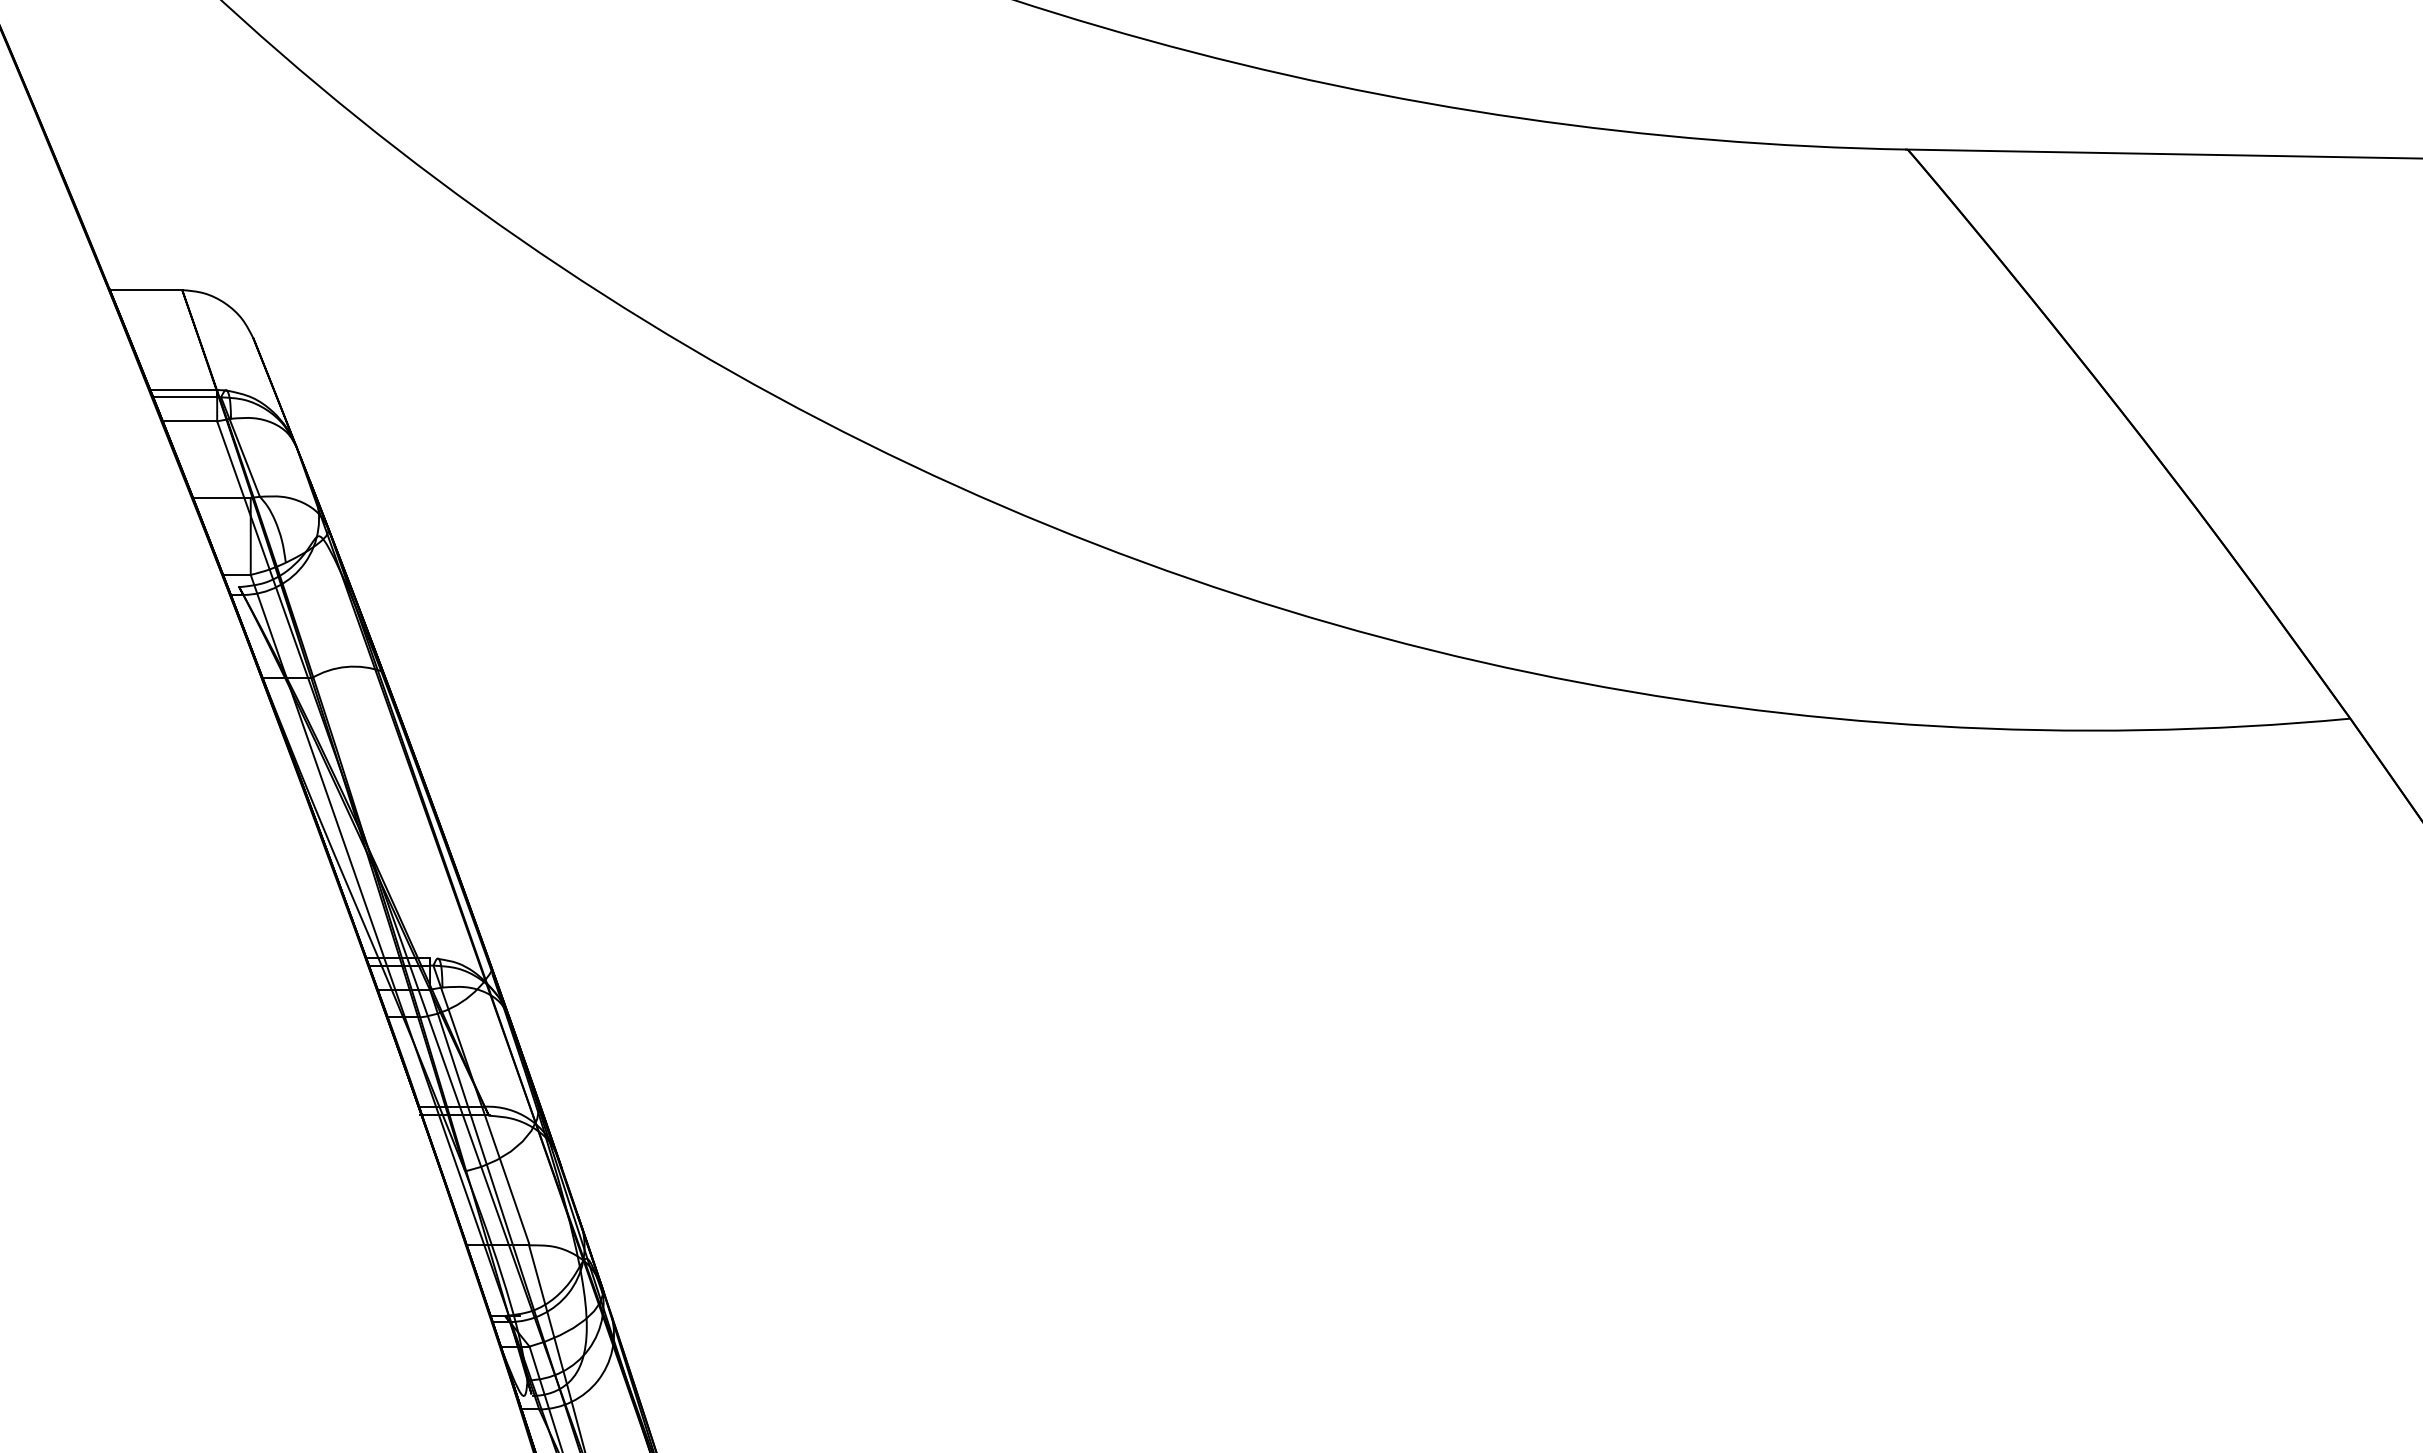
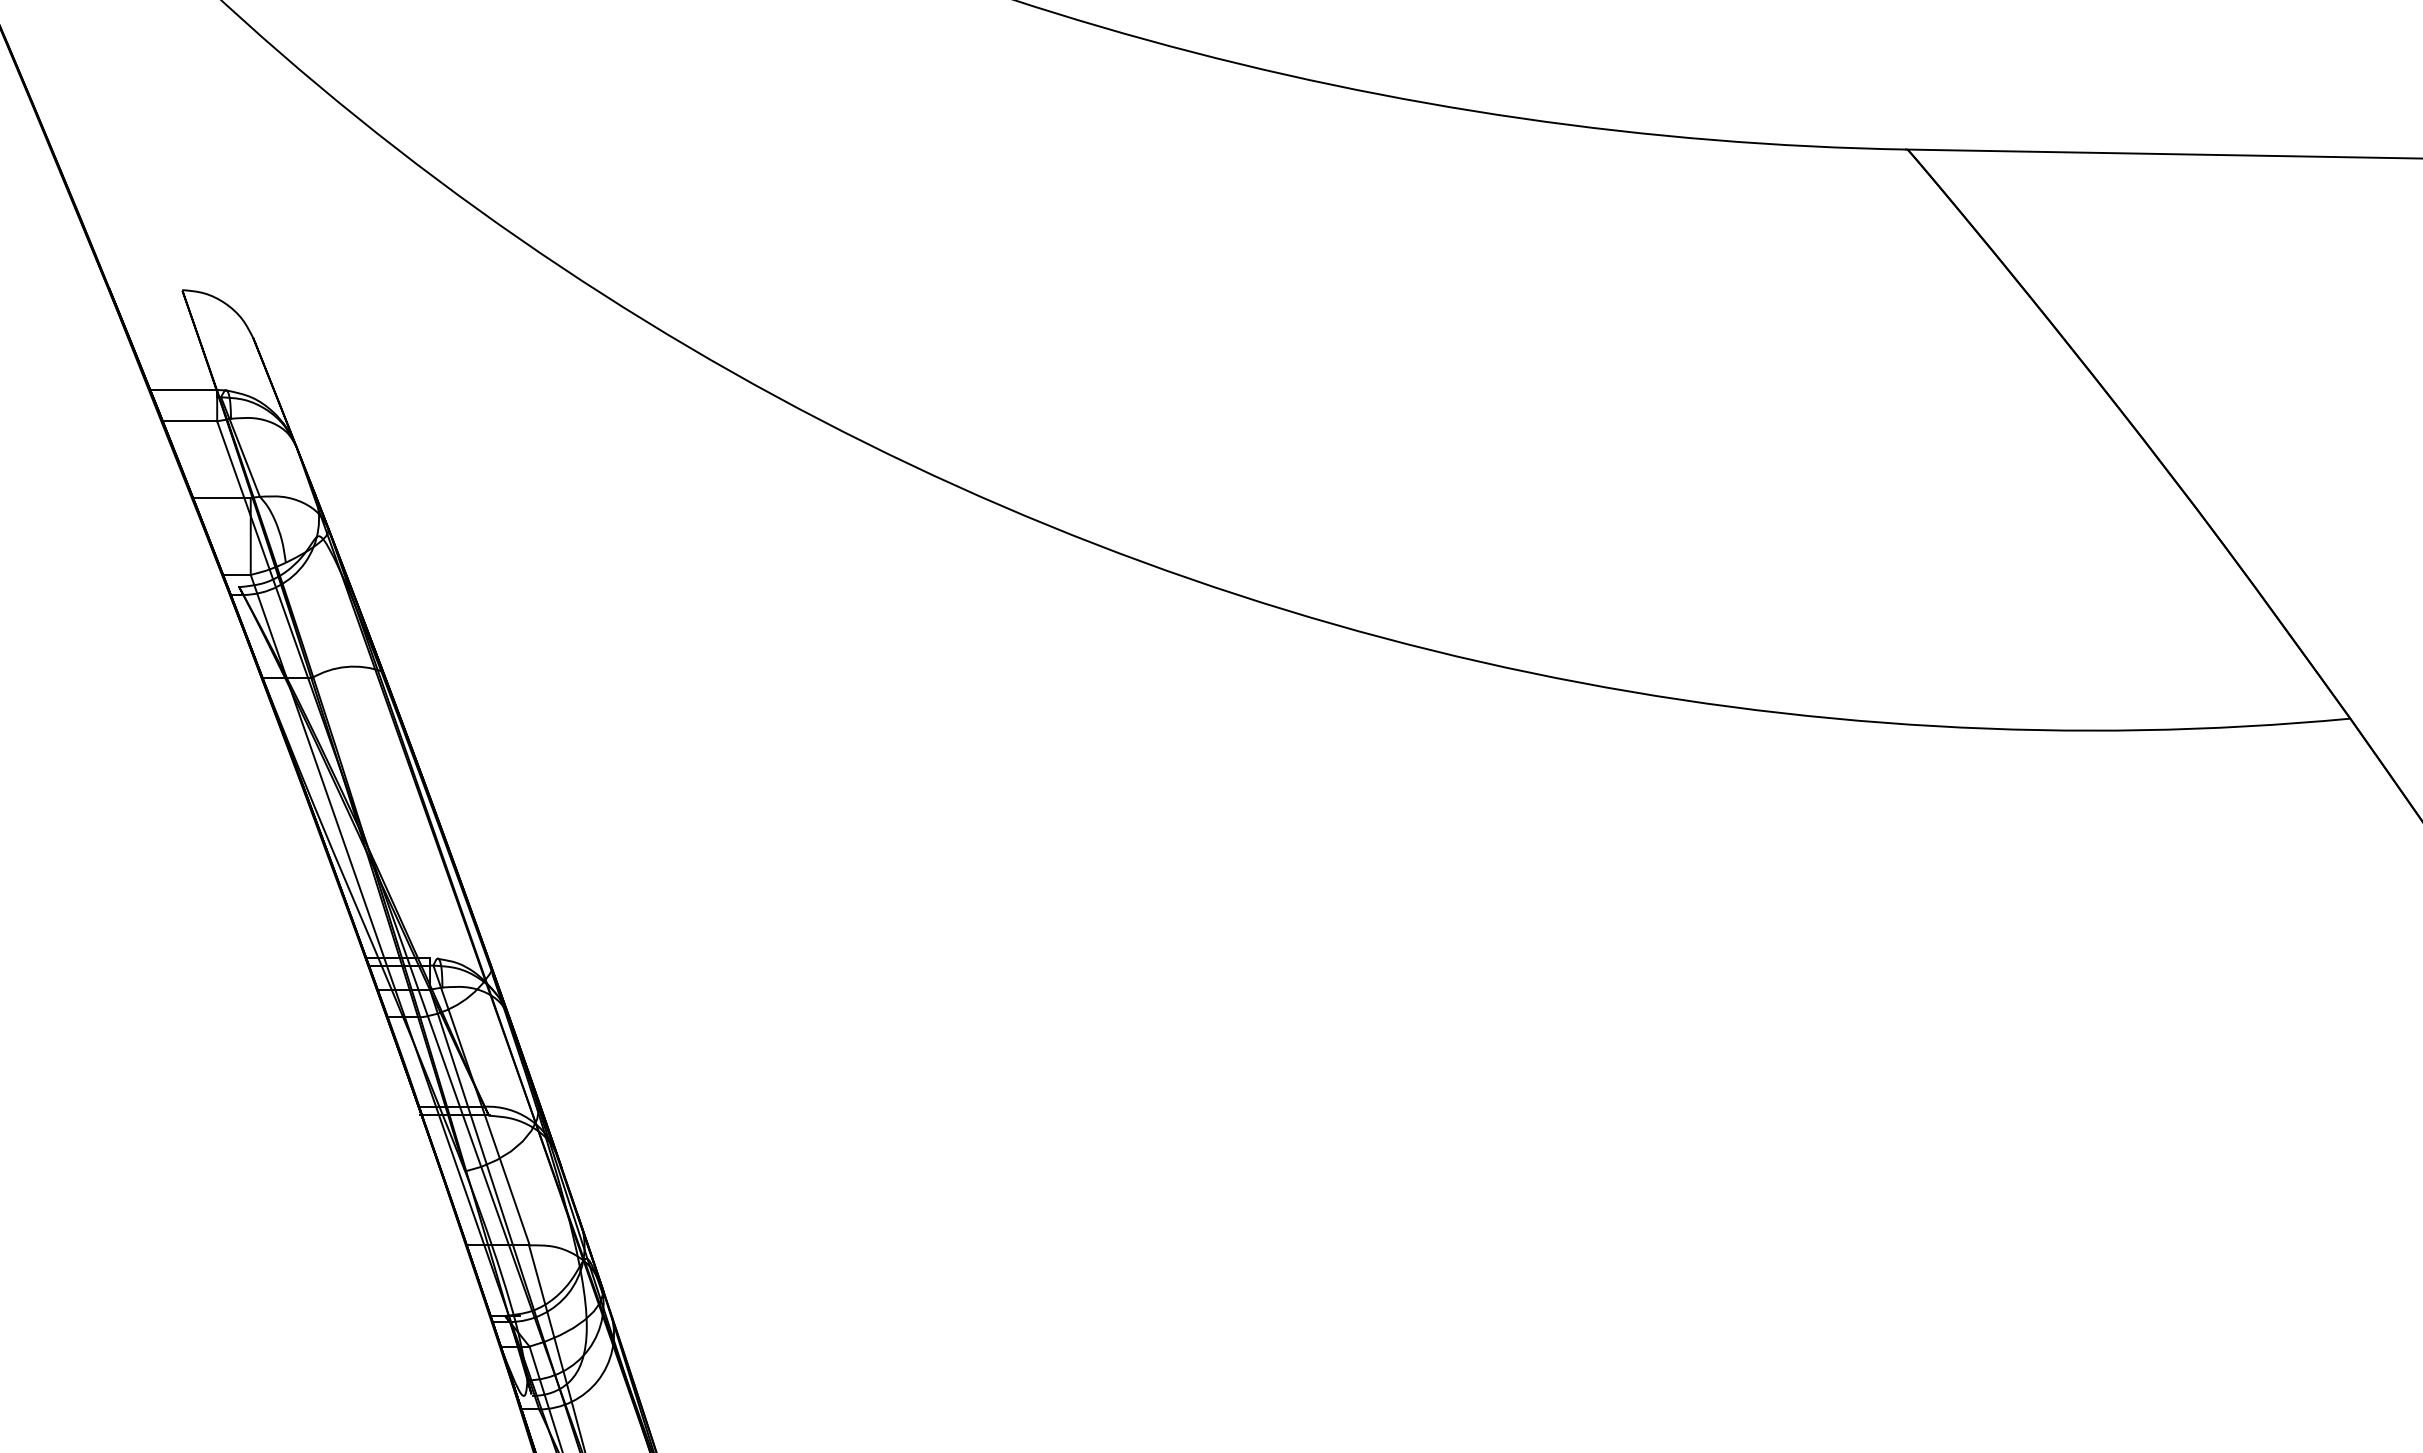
line: present -> none (145, 290)
line: present -> none (184, 397)
